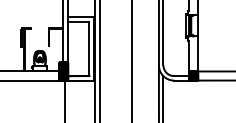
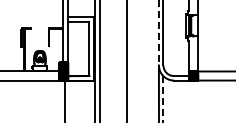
line: solid -> dashed (158, 33)
line position: (131, 60) -> (126, 60) (126, 60)
line: solid -> dashed (163, 99)
